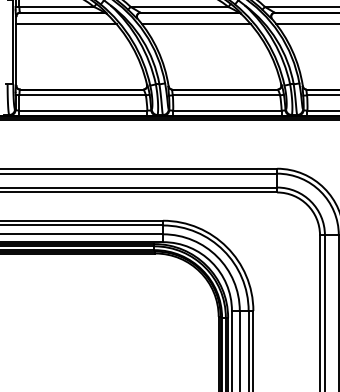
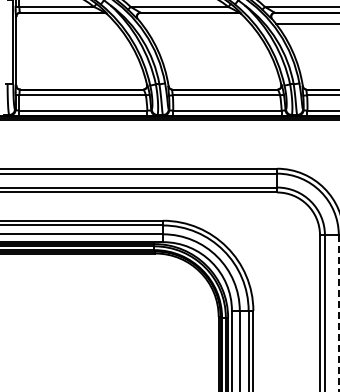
line: present -> none (66, 24)
line: present -> none (196, 24)
line: solid -> dashed (338, 313)
